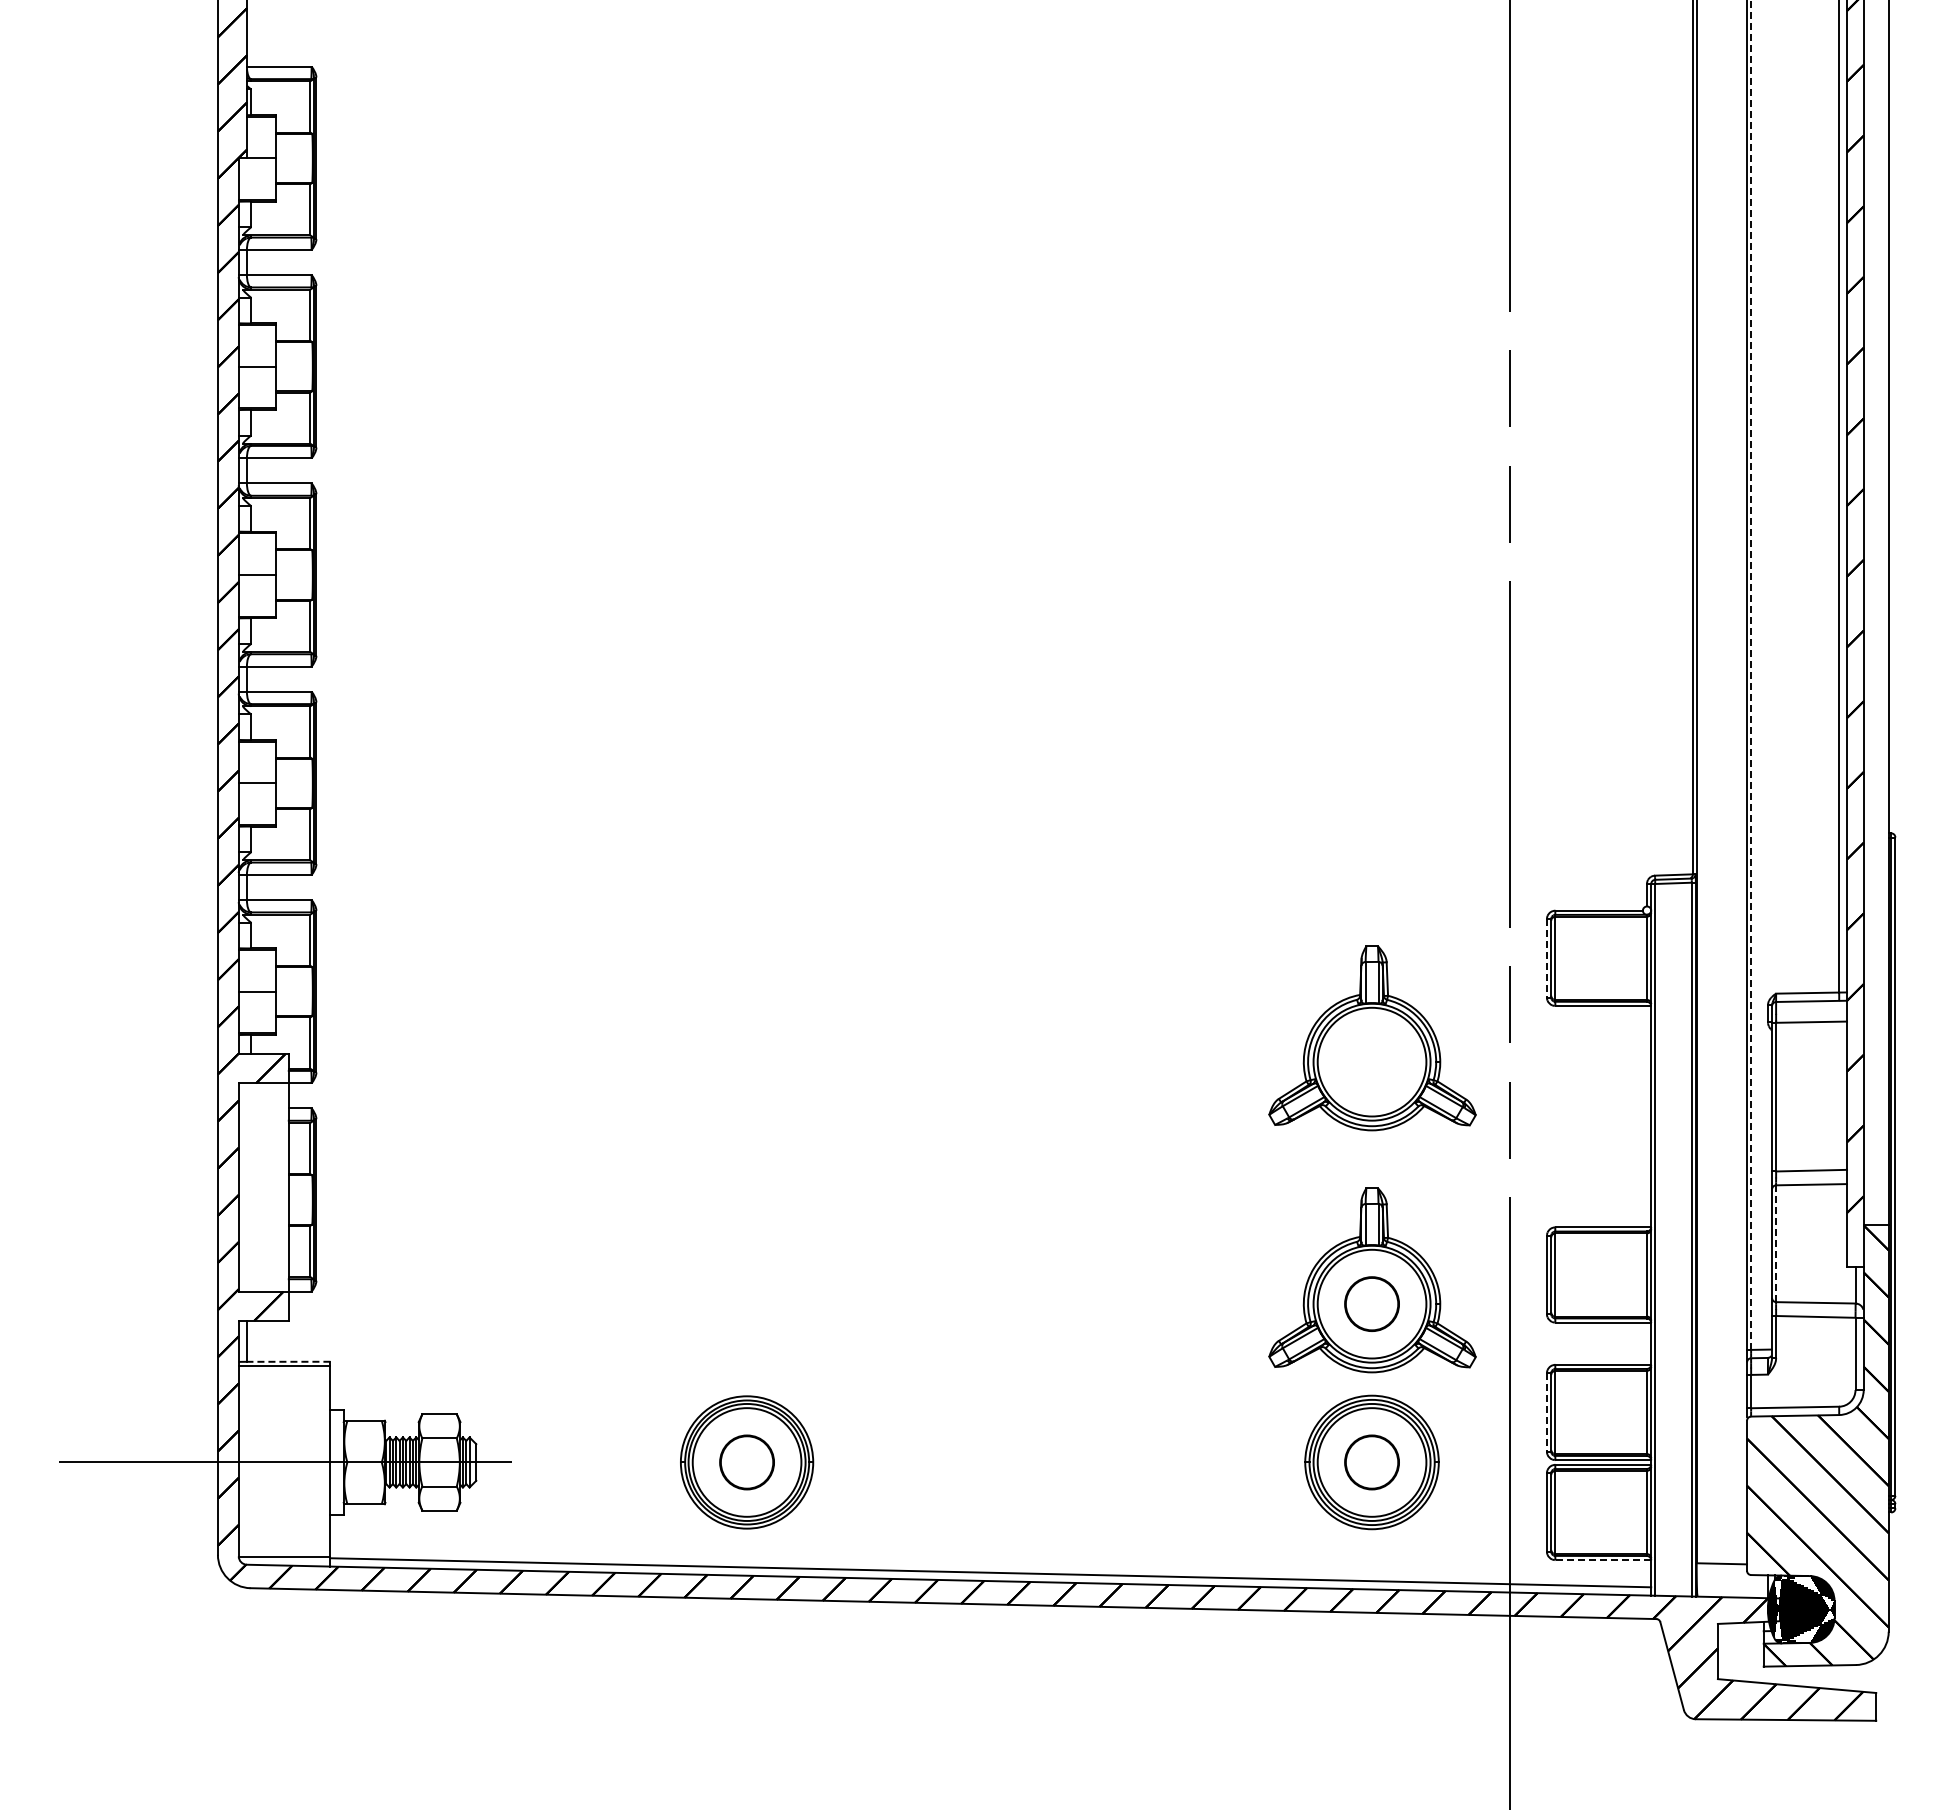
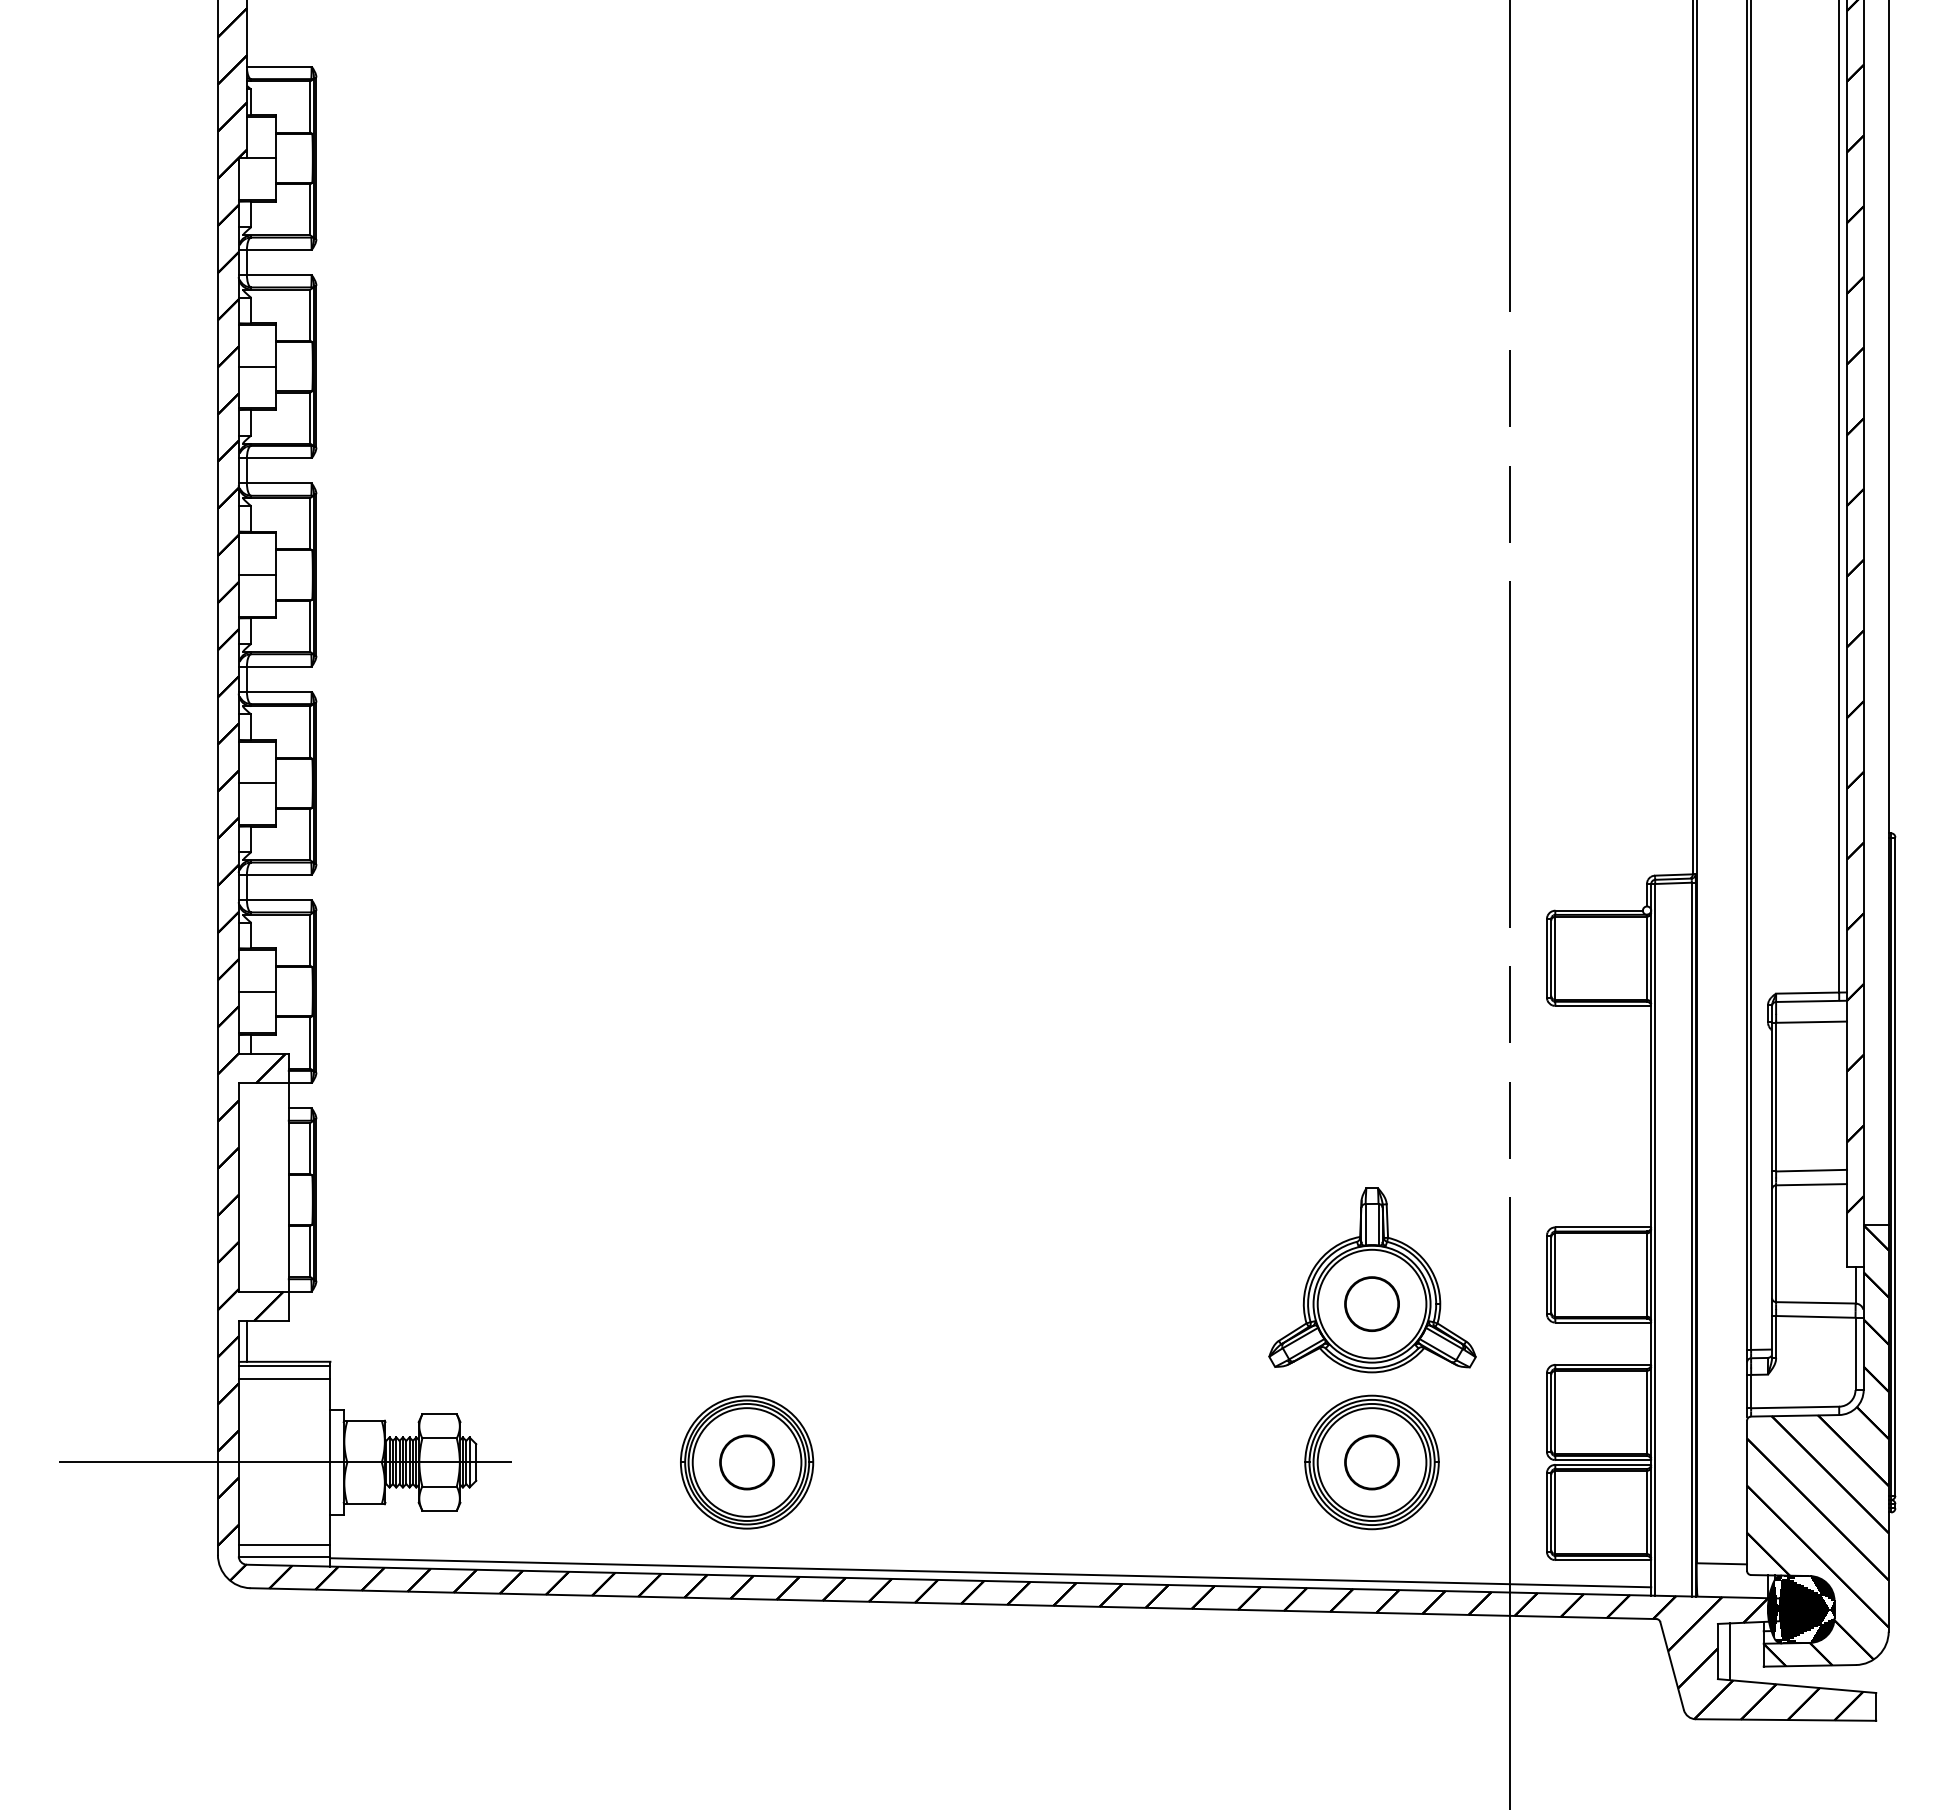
line: dashed -> solid (1751, 675)
line: dashed -> solid (1546, 958)
part: present -> none (1372, 1038)
line: dashed -> solid (1776, 1243)
line: dashed -> solid (288, 1361)
line: none -> present (284, 1379)
line: dashed -> solid (1546, 1412)
line: none -> present (284, 1545)
line: dashed -> solid (1603, 1560)
line: none -> present (1730, 1651)
